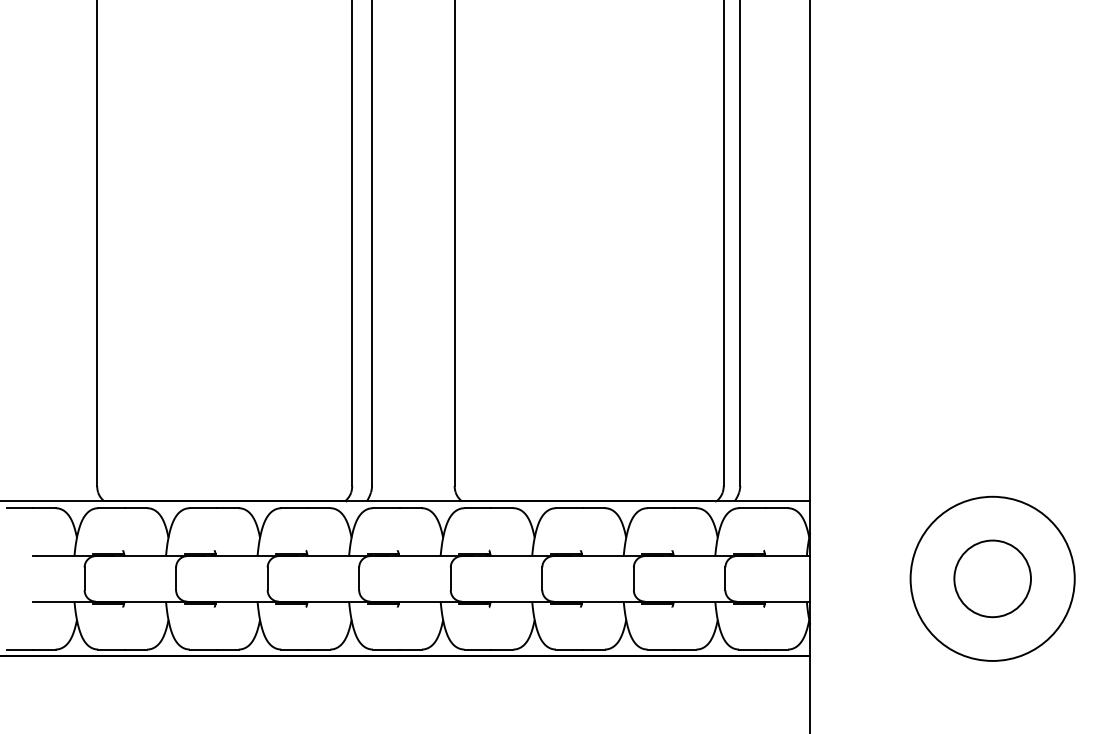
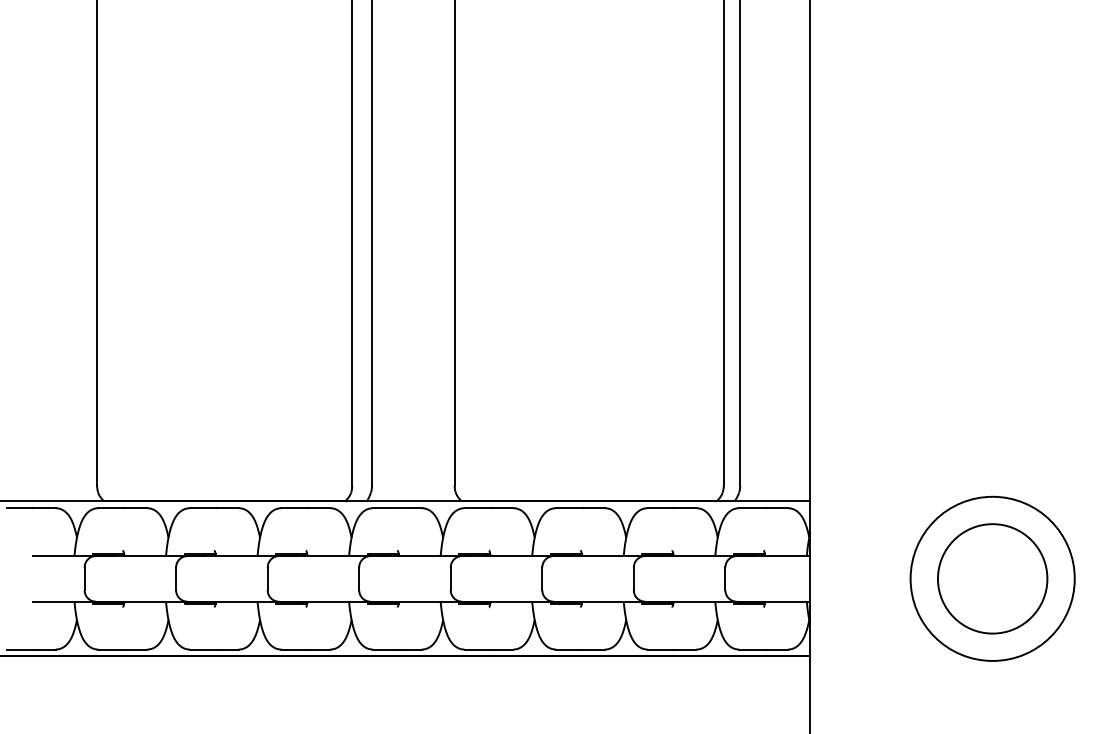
circle diameter: 77 px -> 109 px (992, 578)
